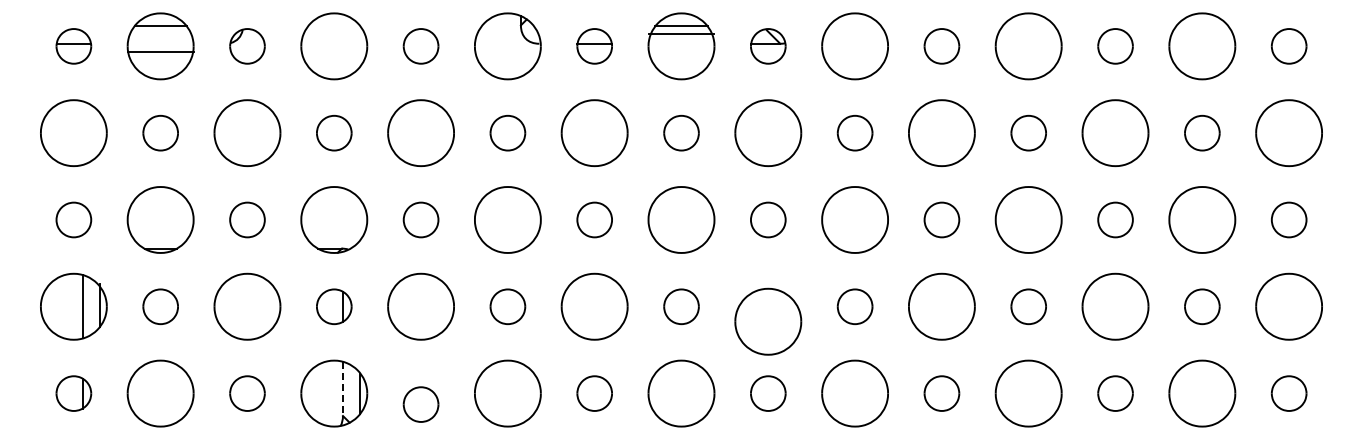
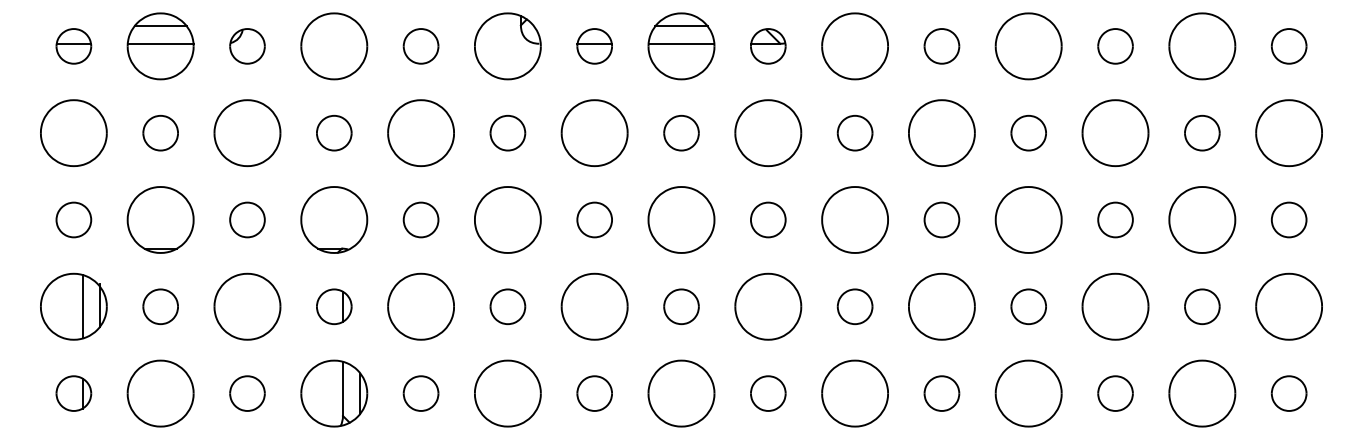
line position: (681, 33) -> (681, 43) (681, 43)
line position: (160, 51) -> (160, 43) (160, 43)
part position: (768, 321) -> (768, 306) (768, 306)
line: dashed -> solid (342, 389)
part position: (420, 404) -> (420, 393) (420, 393)
